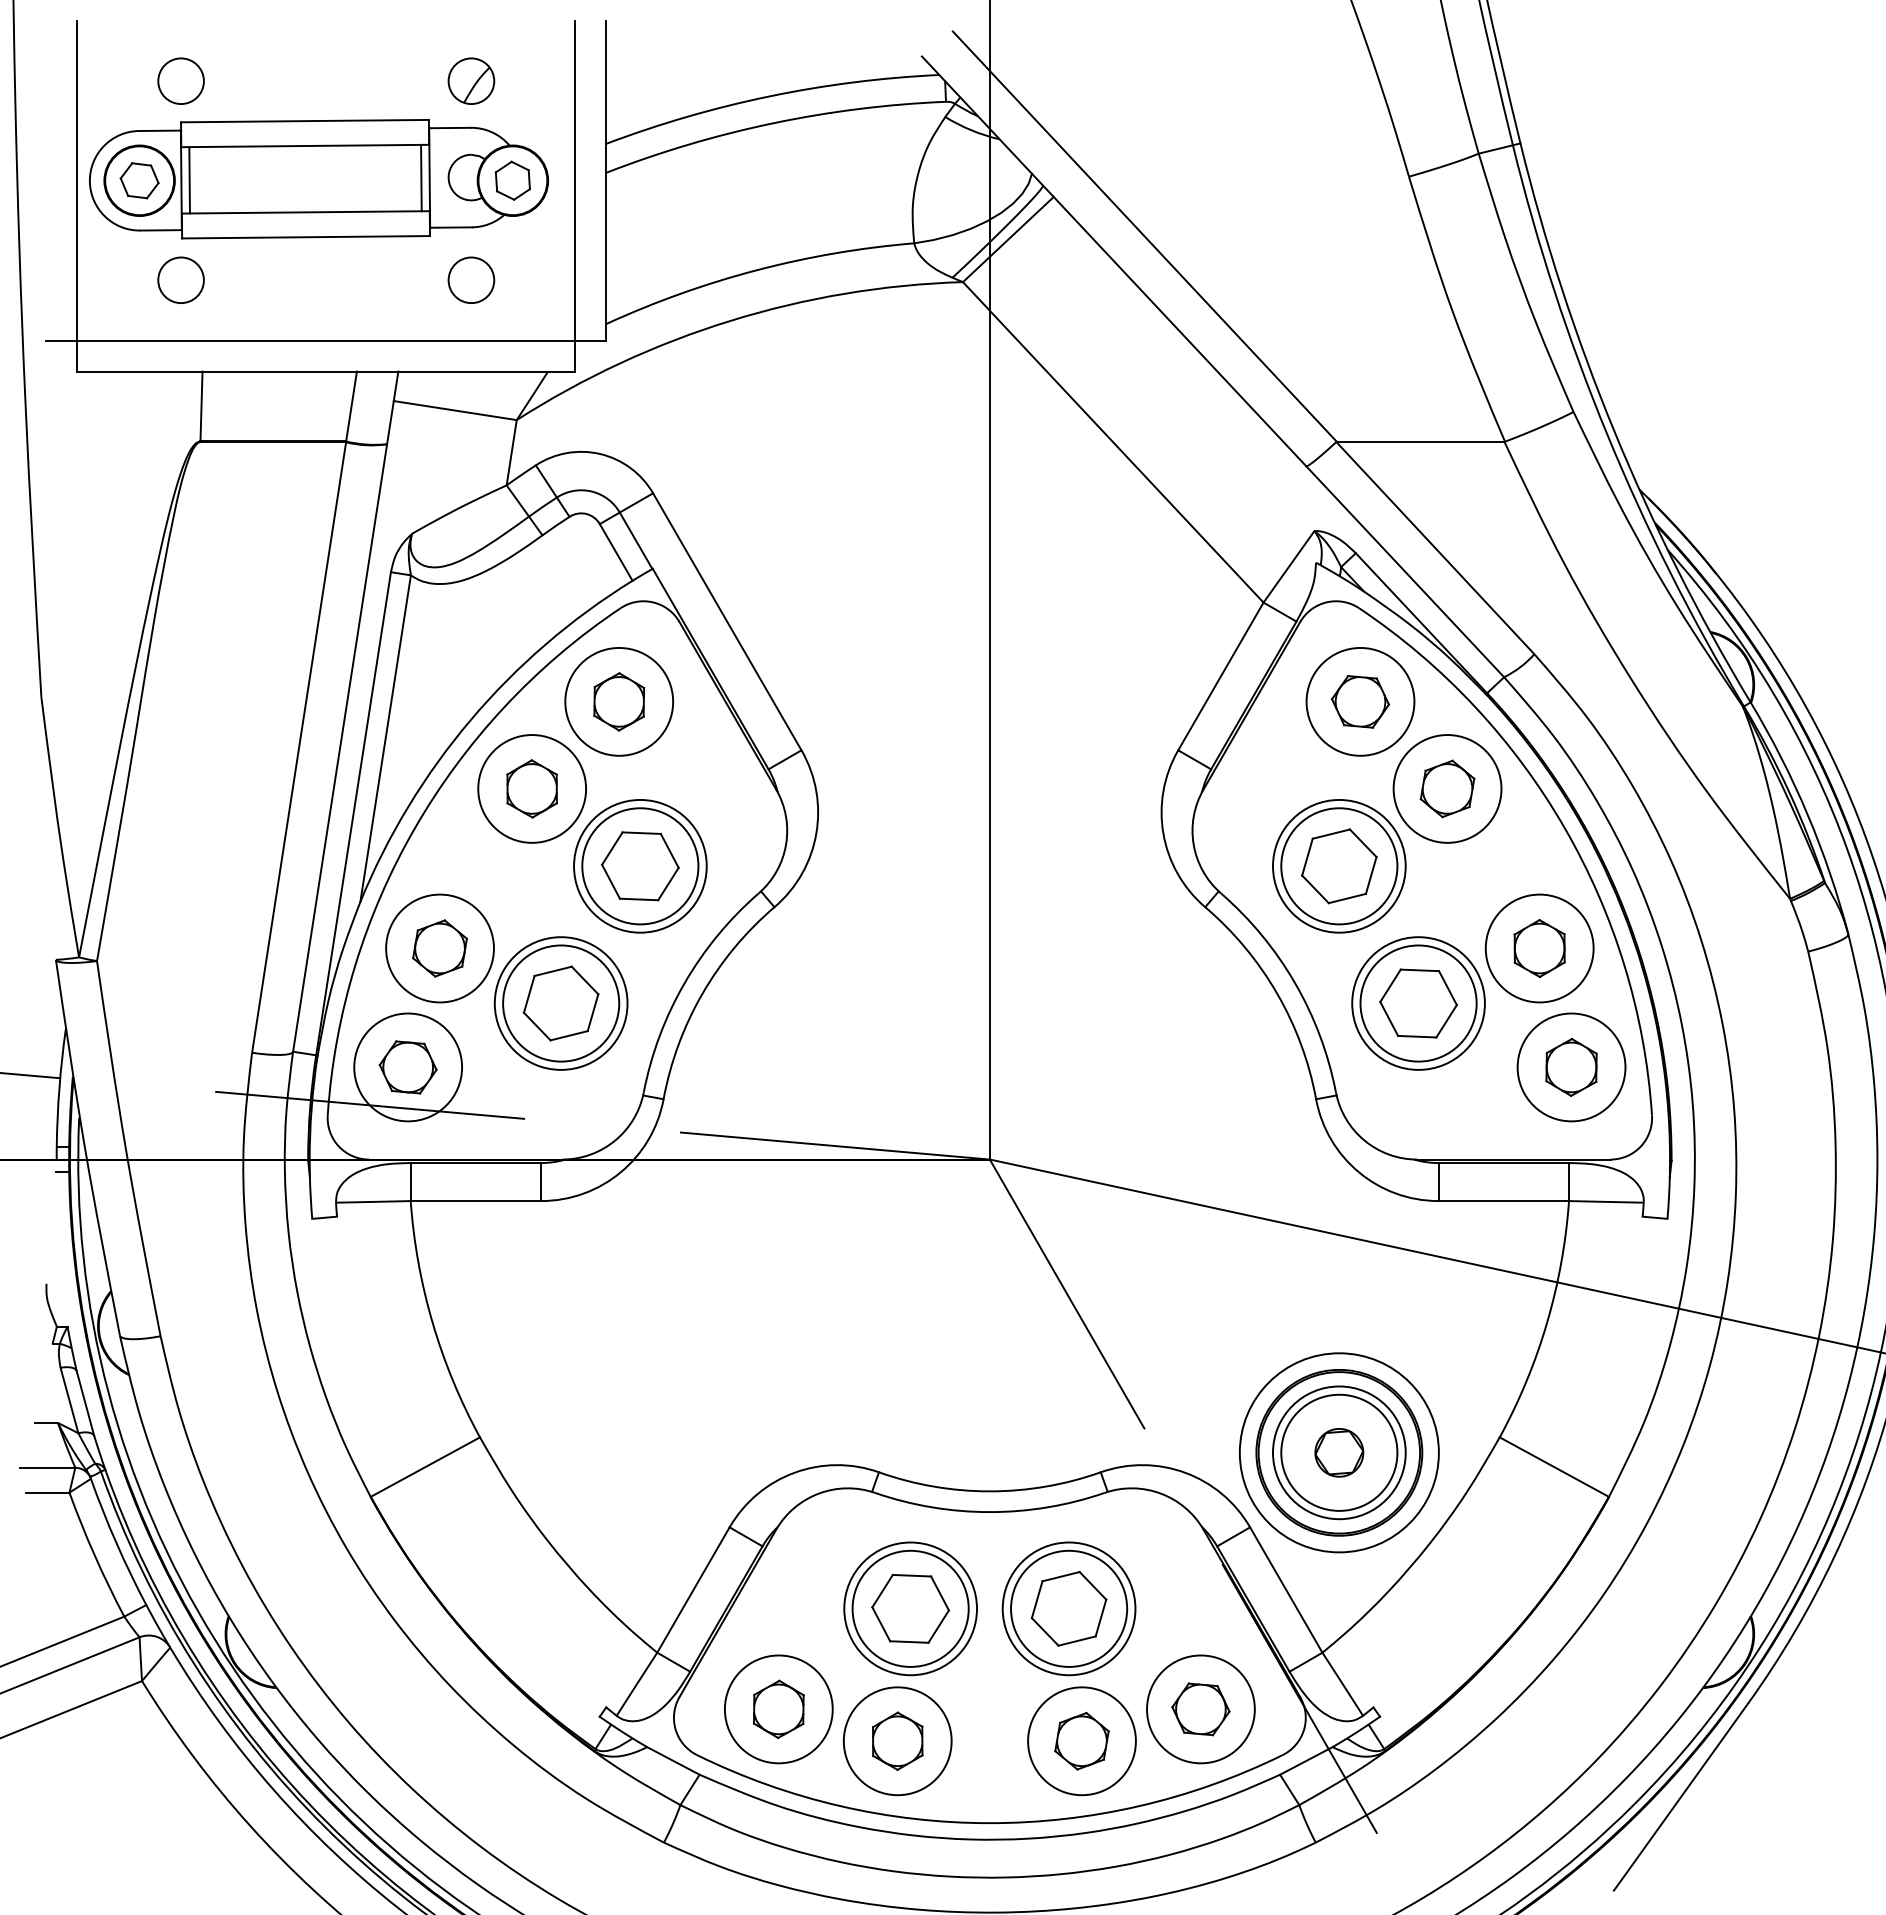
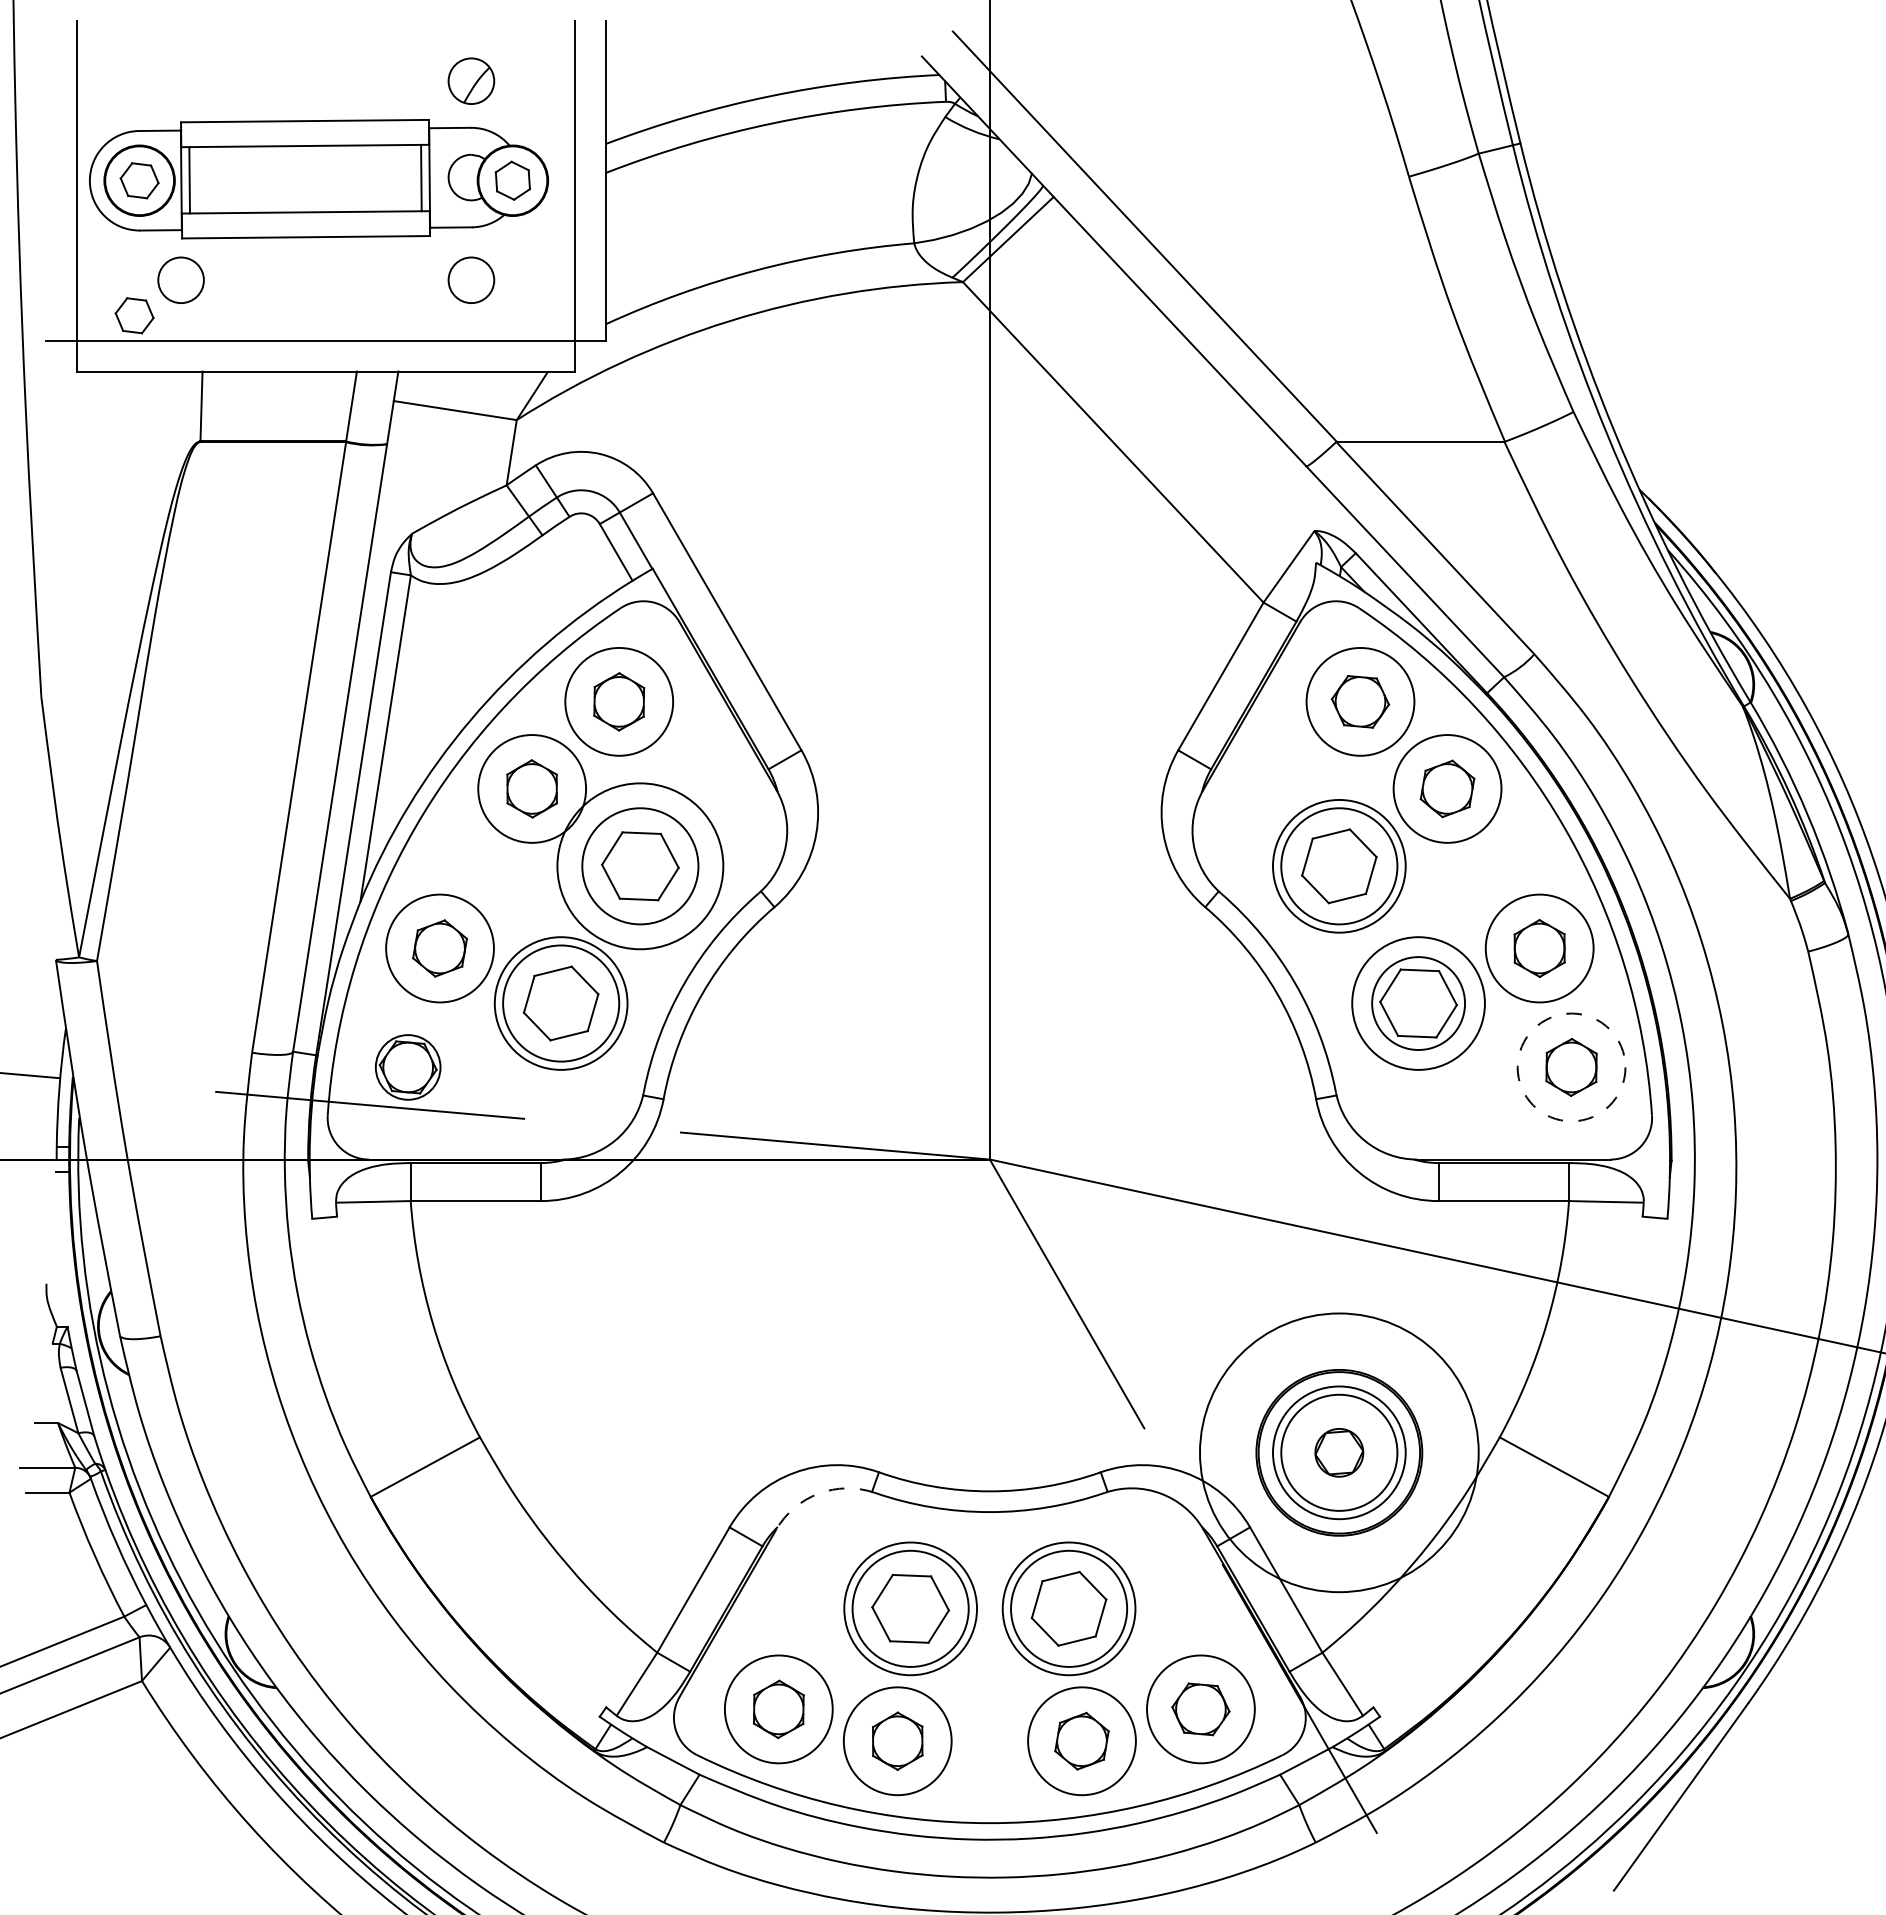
circle: present -> none (180, 80)
part: none -> present (134, 315)
circle diameter: 133 px -> 166 px (640, 866)
circle diameter: 116 px -> 93 px (1418, 1003)
circle diameter: 108 px -> 65 px (407, 1067)
circle: solid -> dashed (1571, 1067)
circle diameter: 199 px -> 279 px (1339, 1452)
arc: solid -> dashed (818, 1493)
